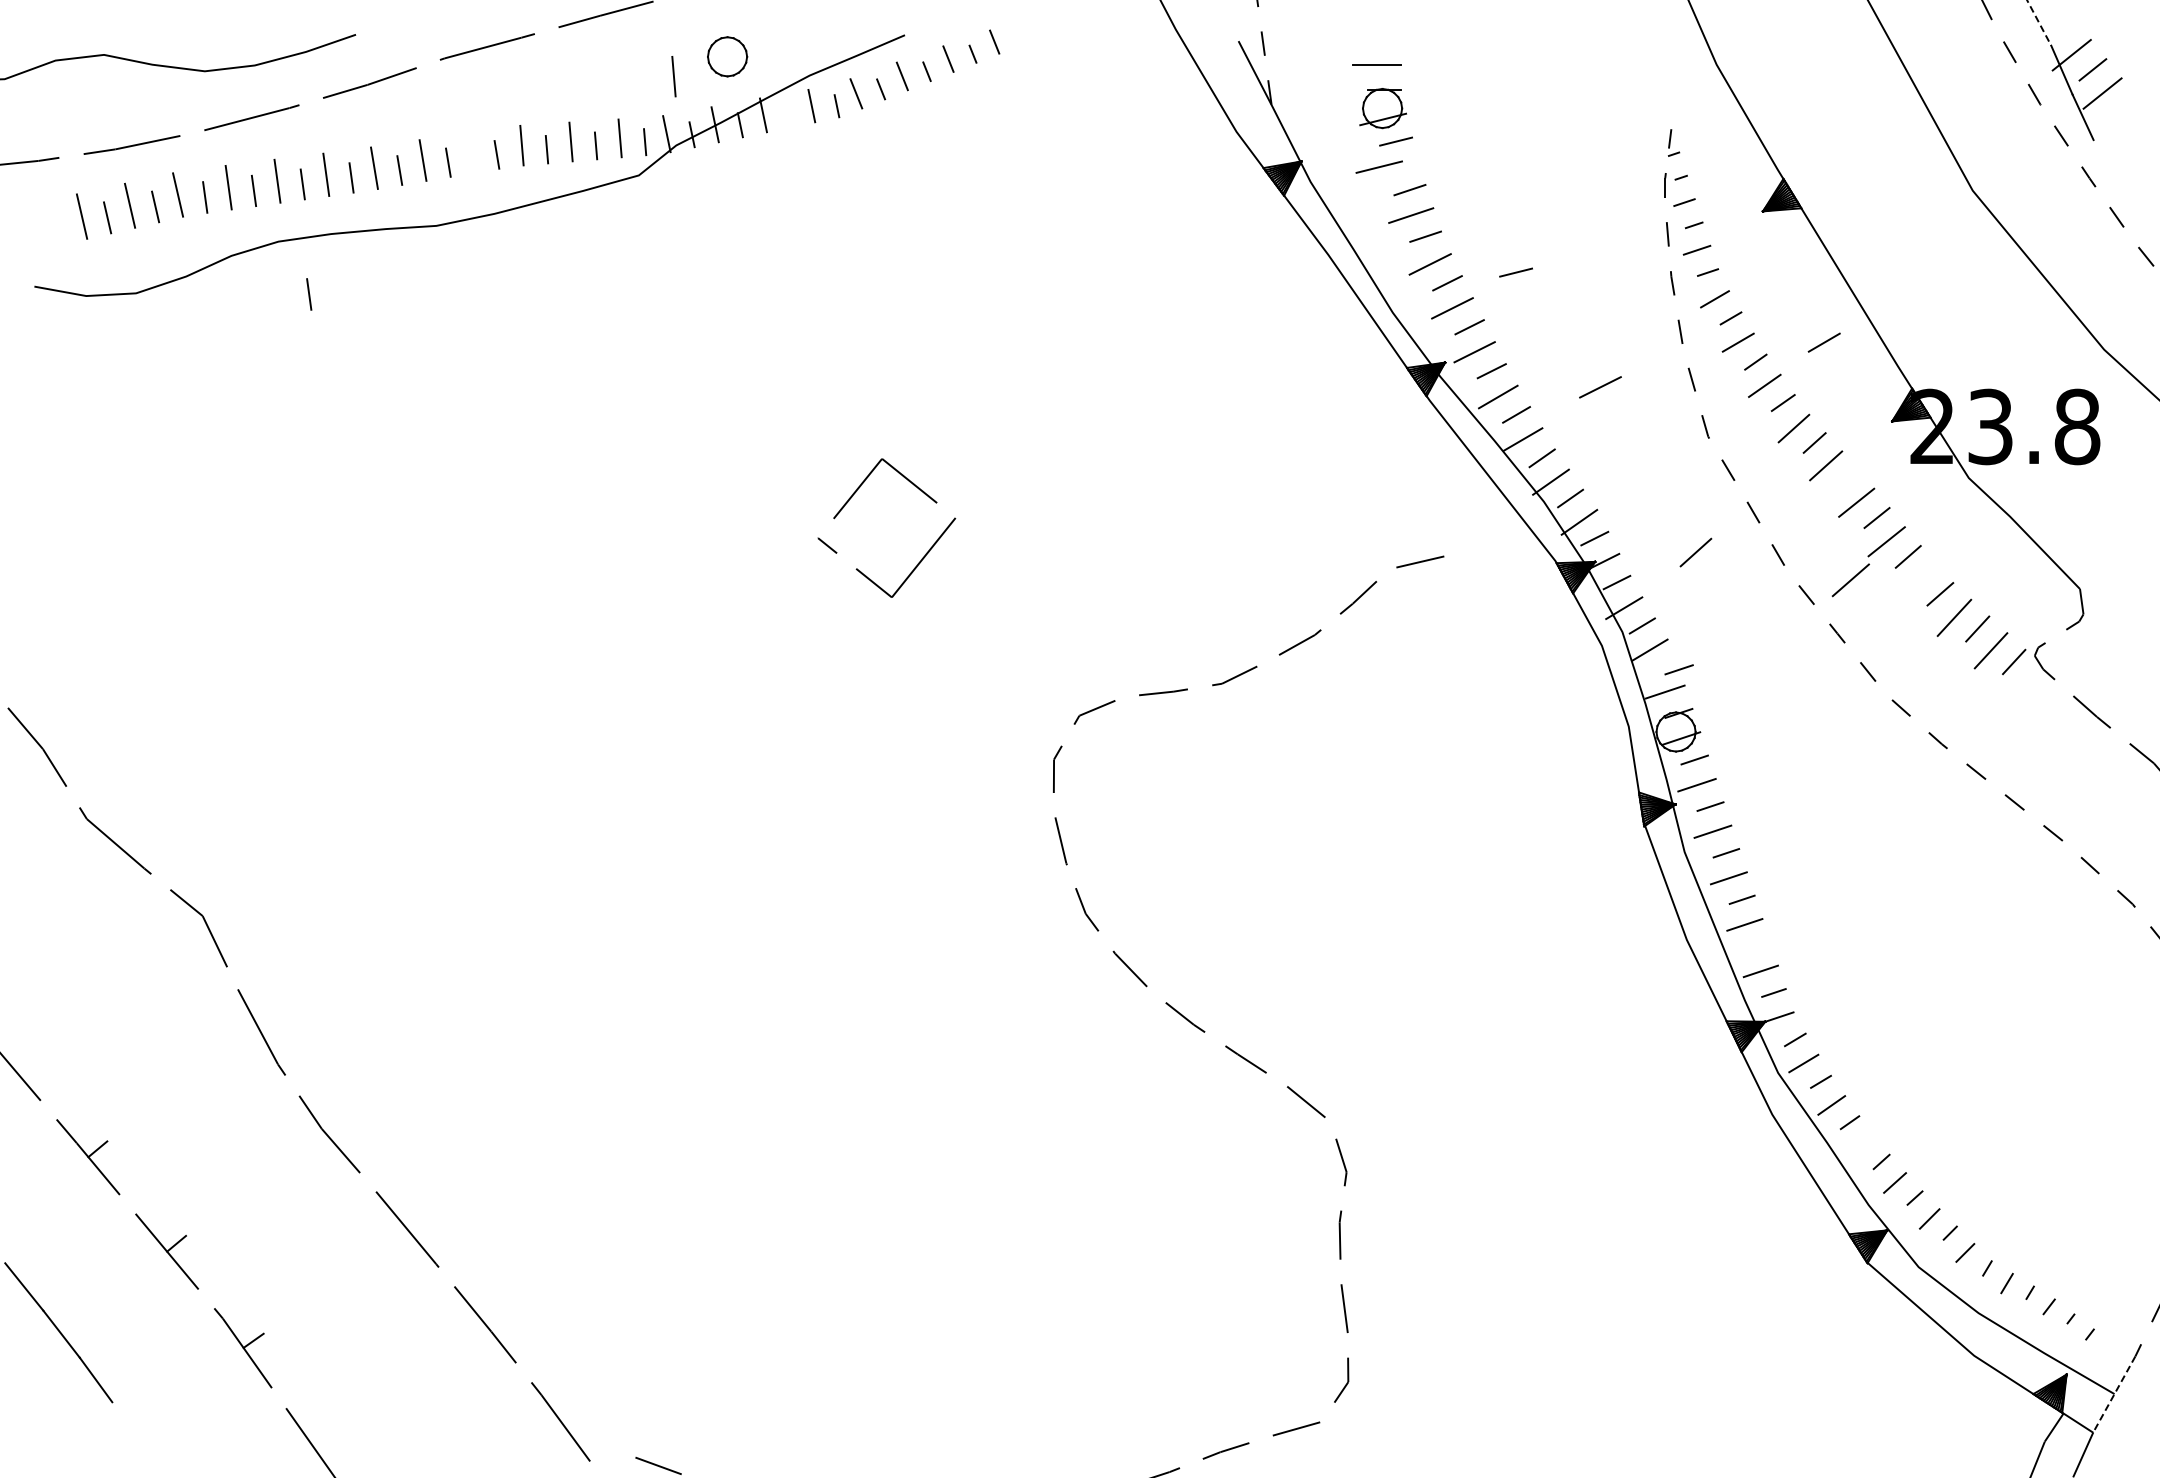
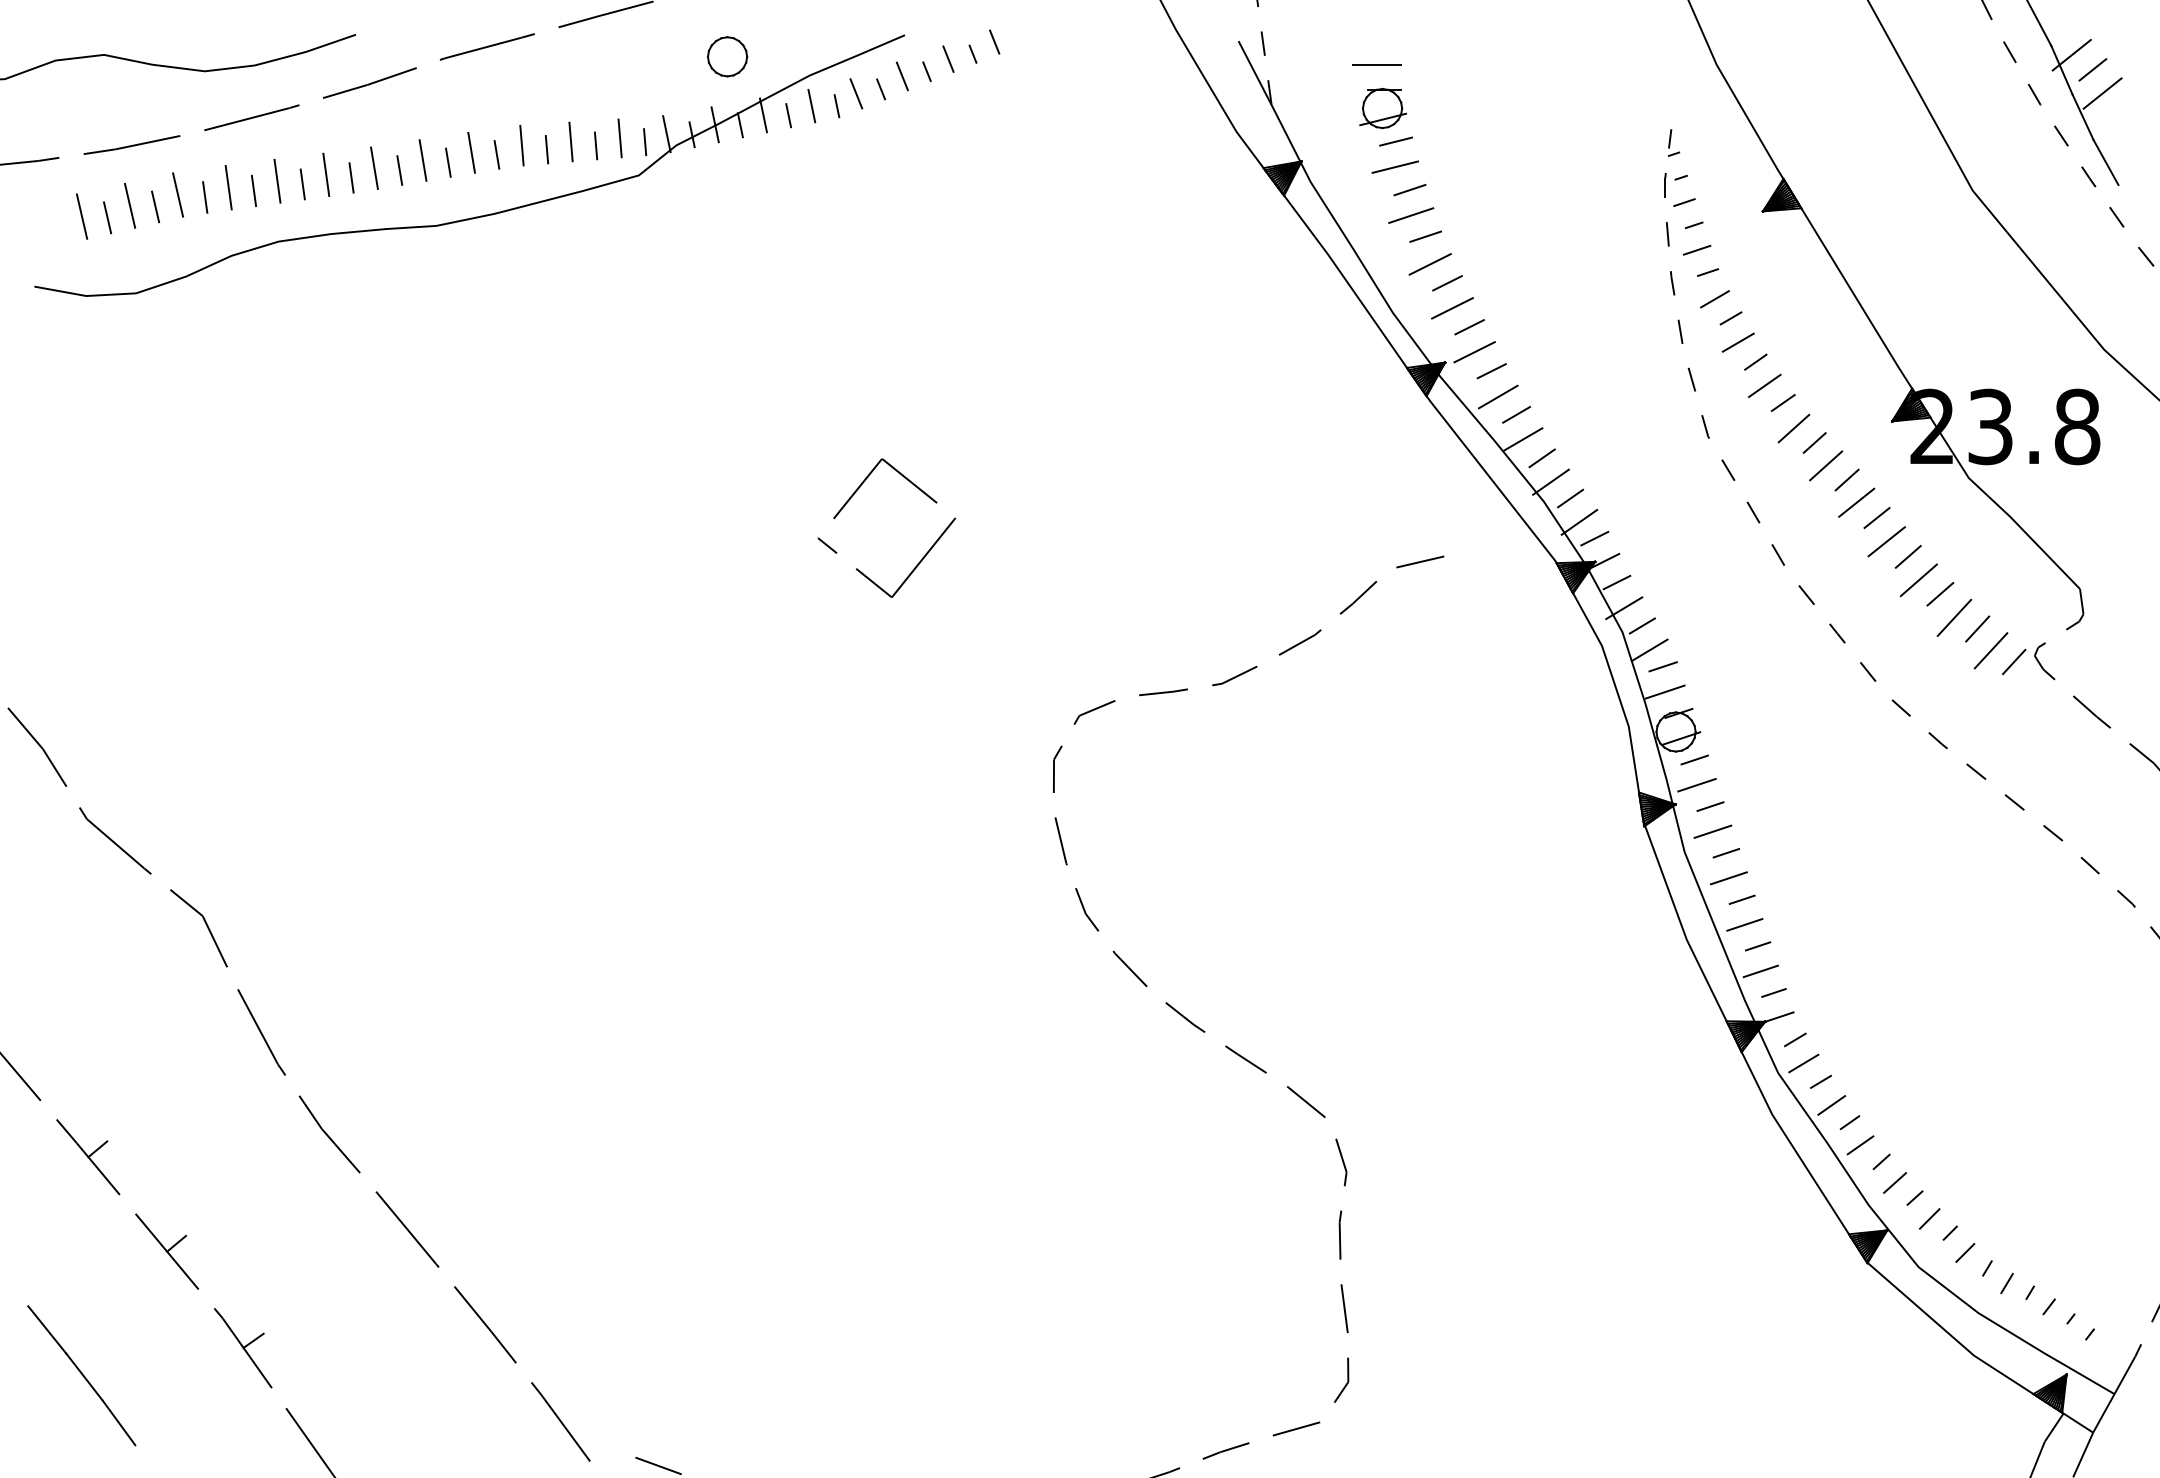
line: dashed -> solid (2039, 22)
line: present -> none (673, 76)
line: none -> present (788, 115)
line: none -> present (471, 152)
line: none -> present (2105, 162)
line position: (1378, 166) -> (1394, 166) (1394, 166)
line: present -> none (1515, 272)
line: present -> none (309, 294)
line: present -> none (1823, 342)
line: present -> none (1600, 387)
line: none -> present (1846, 479)
line: present -> none (1695, 552)
line position: (1850, 580) -> (1918, 580) (1918, 580)
line position: (1678, 669) -> (1662, 666) (1662, 666)
line: none -> present (1758, 946)
line: none -> present (1860, 1145)
part position: (58, 1332) -> (81, 1375) (81, 1375)
line: dashed -> solid (2114, 1394)
